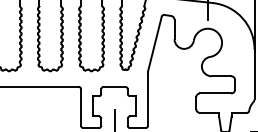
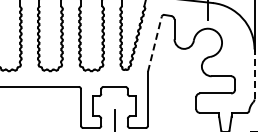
line: solid -> dashed (154, 43)
line: solid -> dashed (254, 74)
